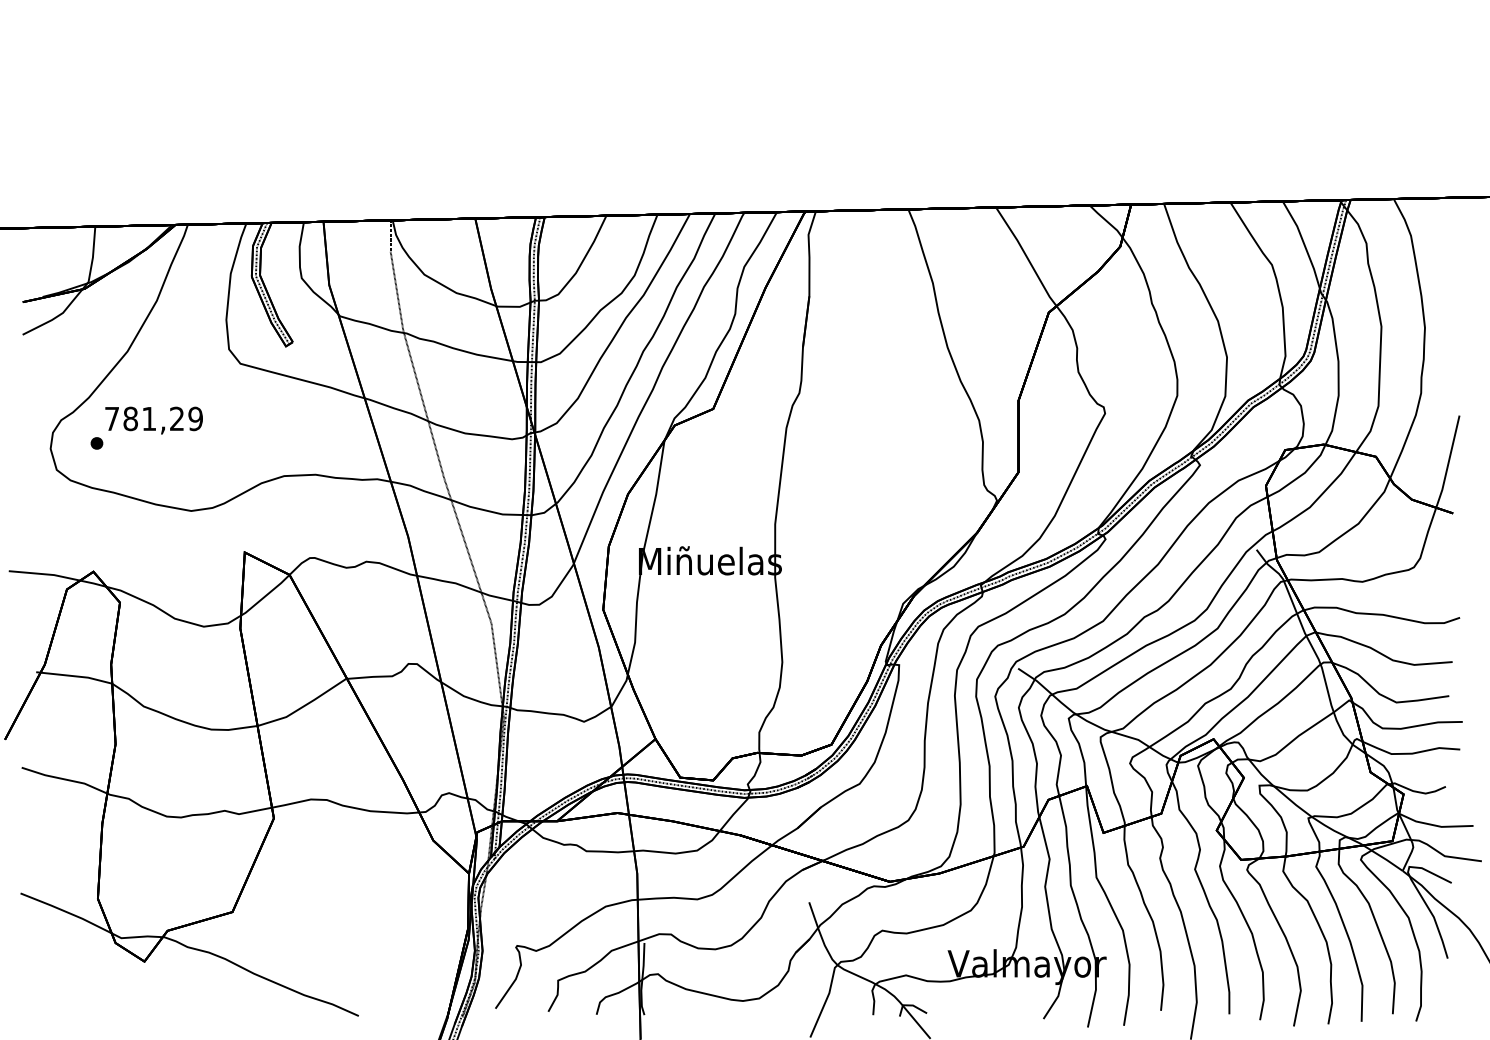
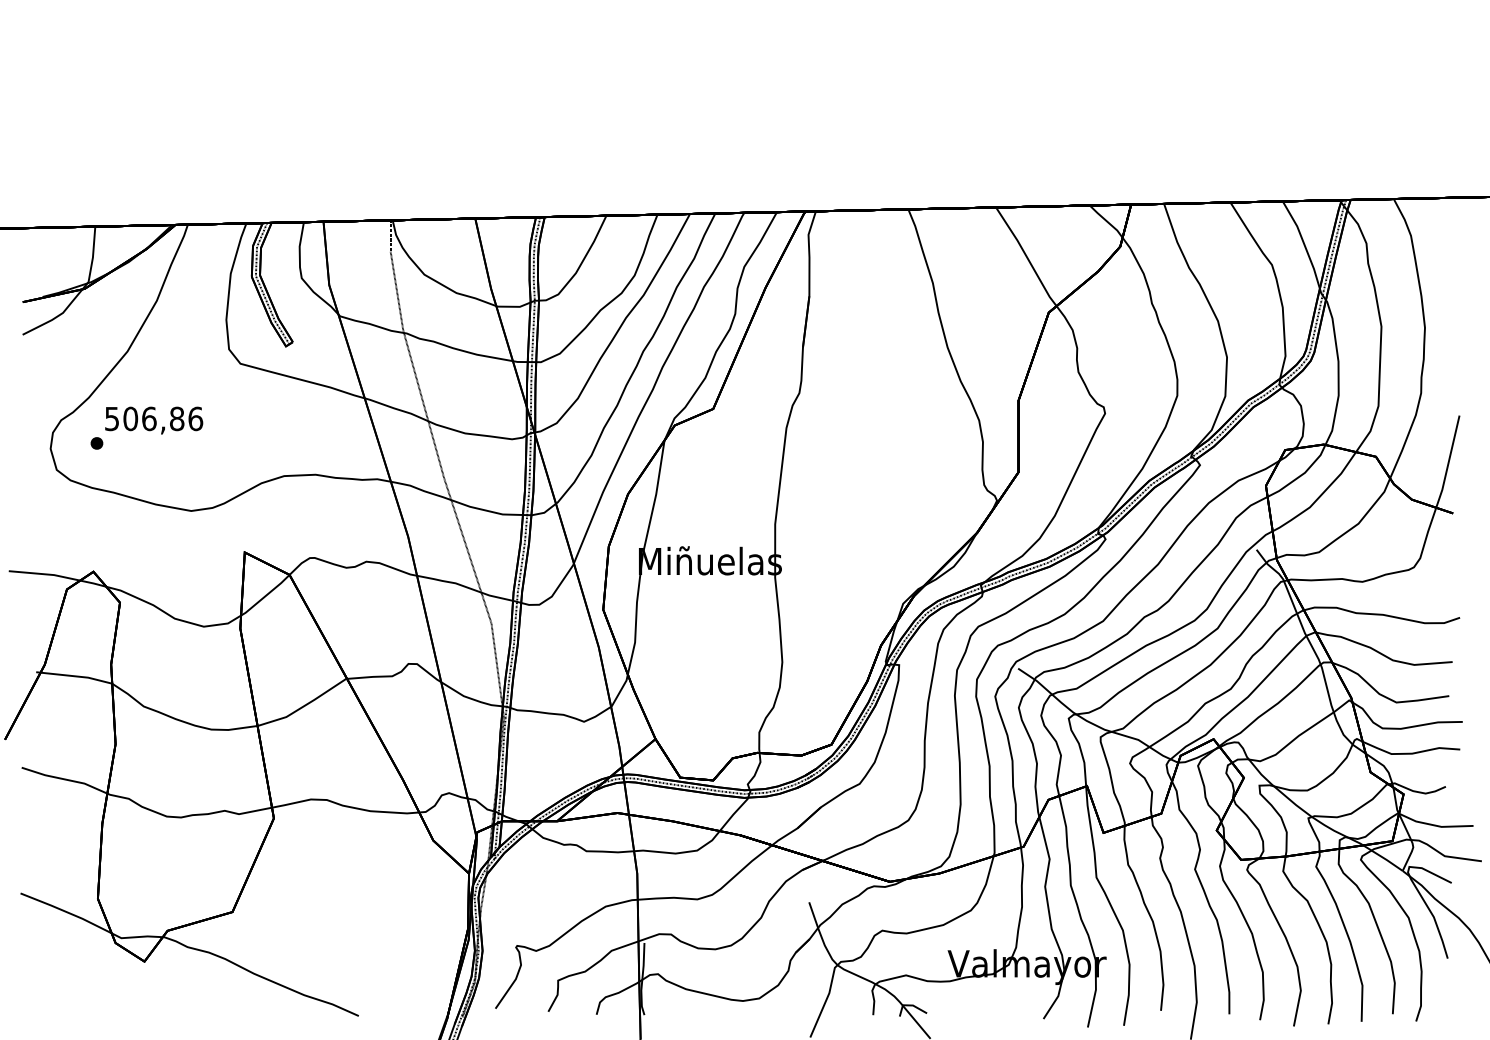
text: 781,29 -> 506,86 (154, 418)
